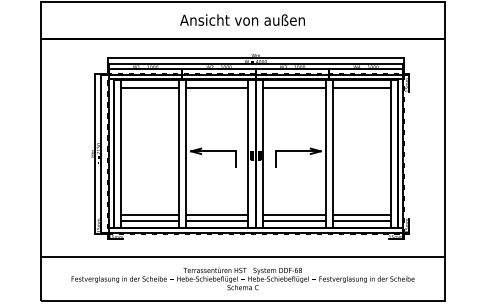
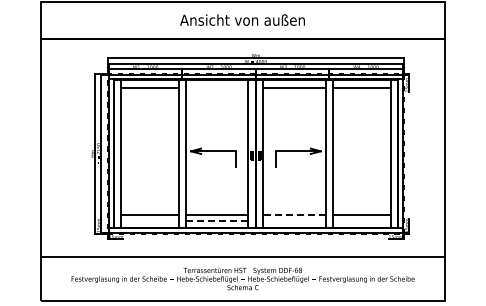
line: present -> none (217, 87)
line: solid -> dashed (294, 215)
line: present -> none (149, 220)
line: solid -> dashed (217, 220)
line: present -> none (294, 220)
line: present -> none (361, 220)
